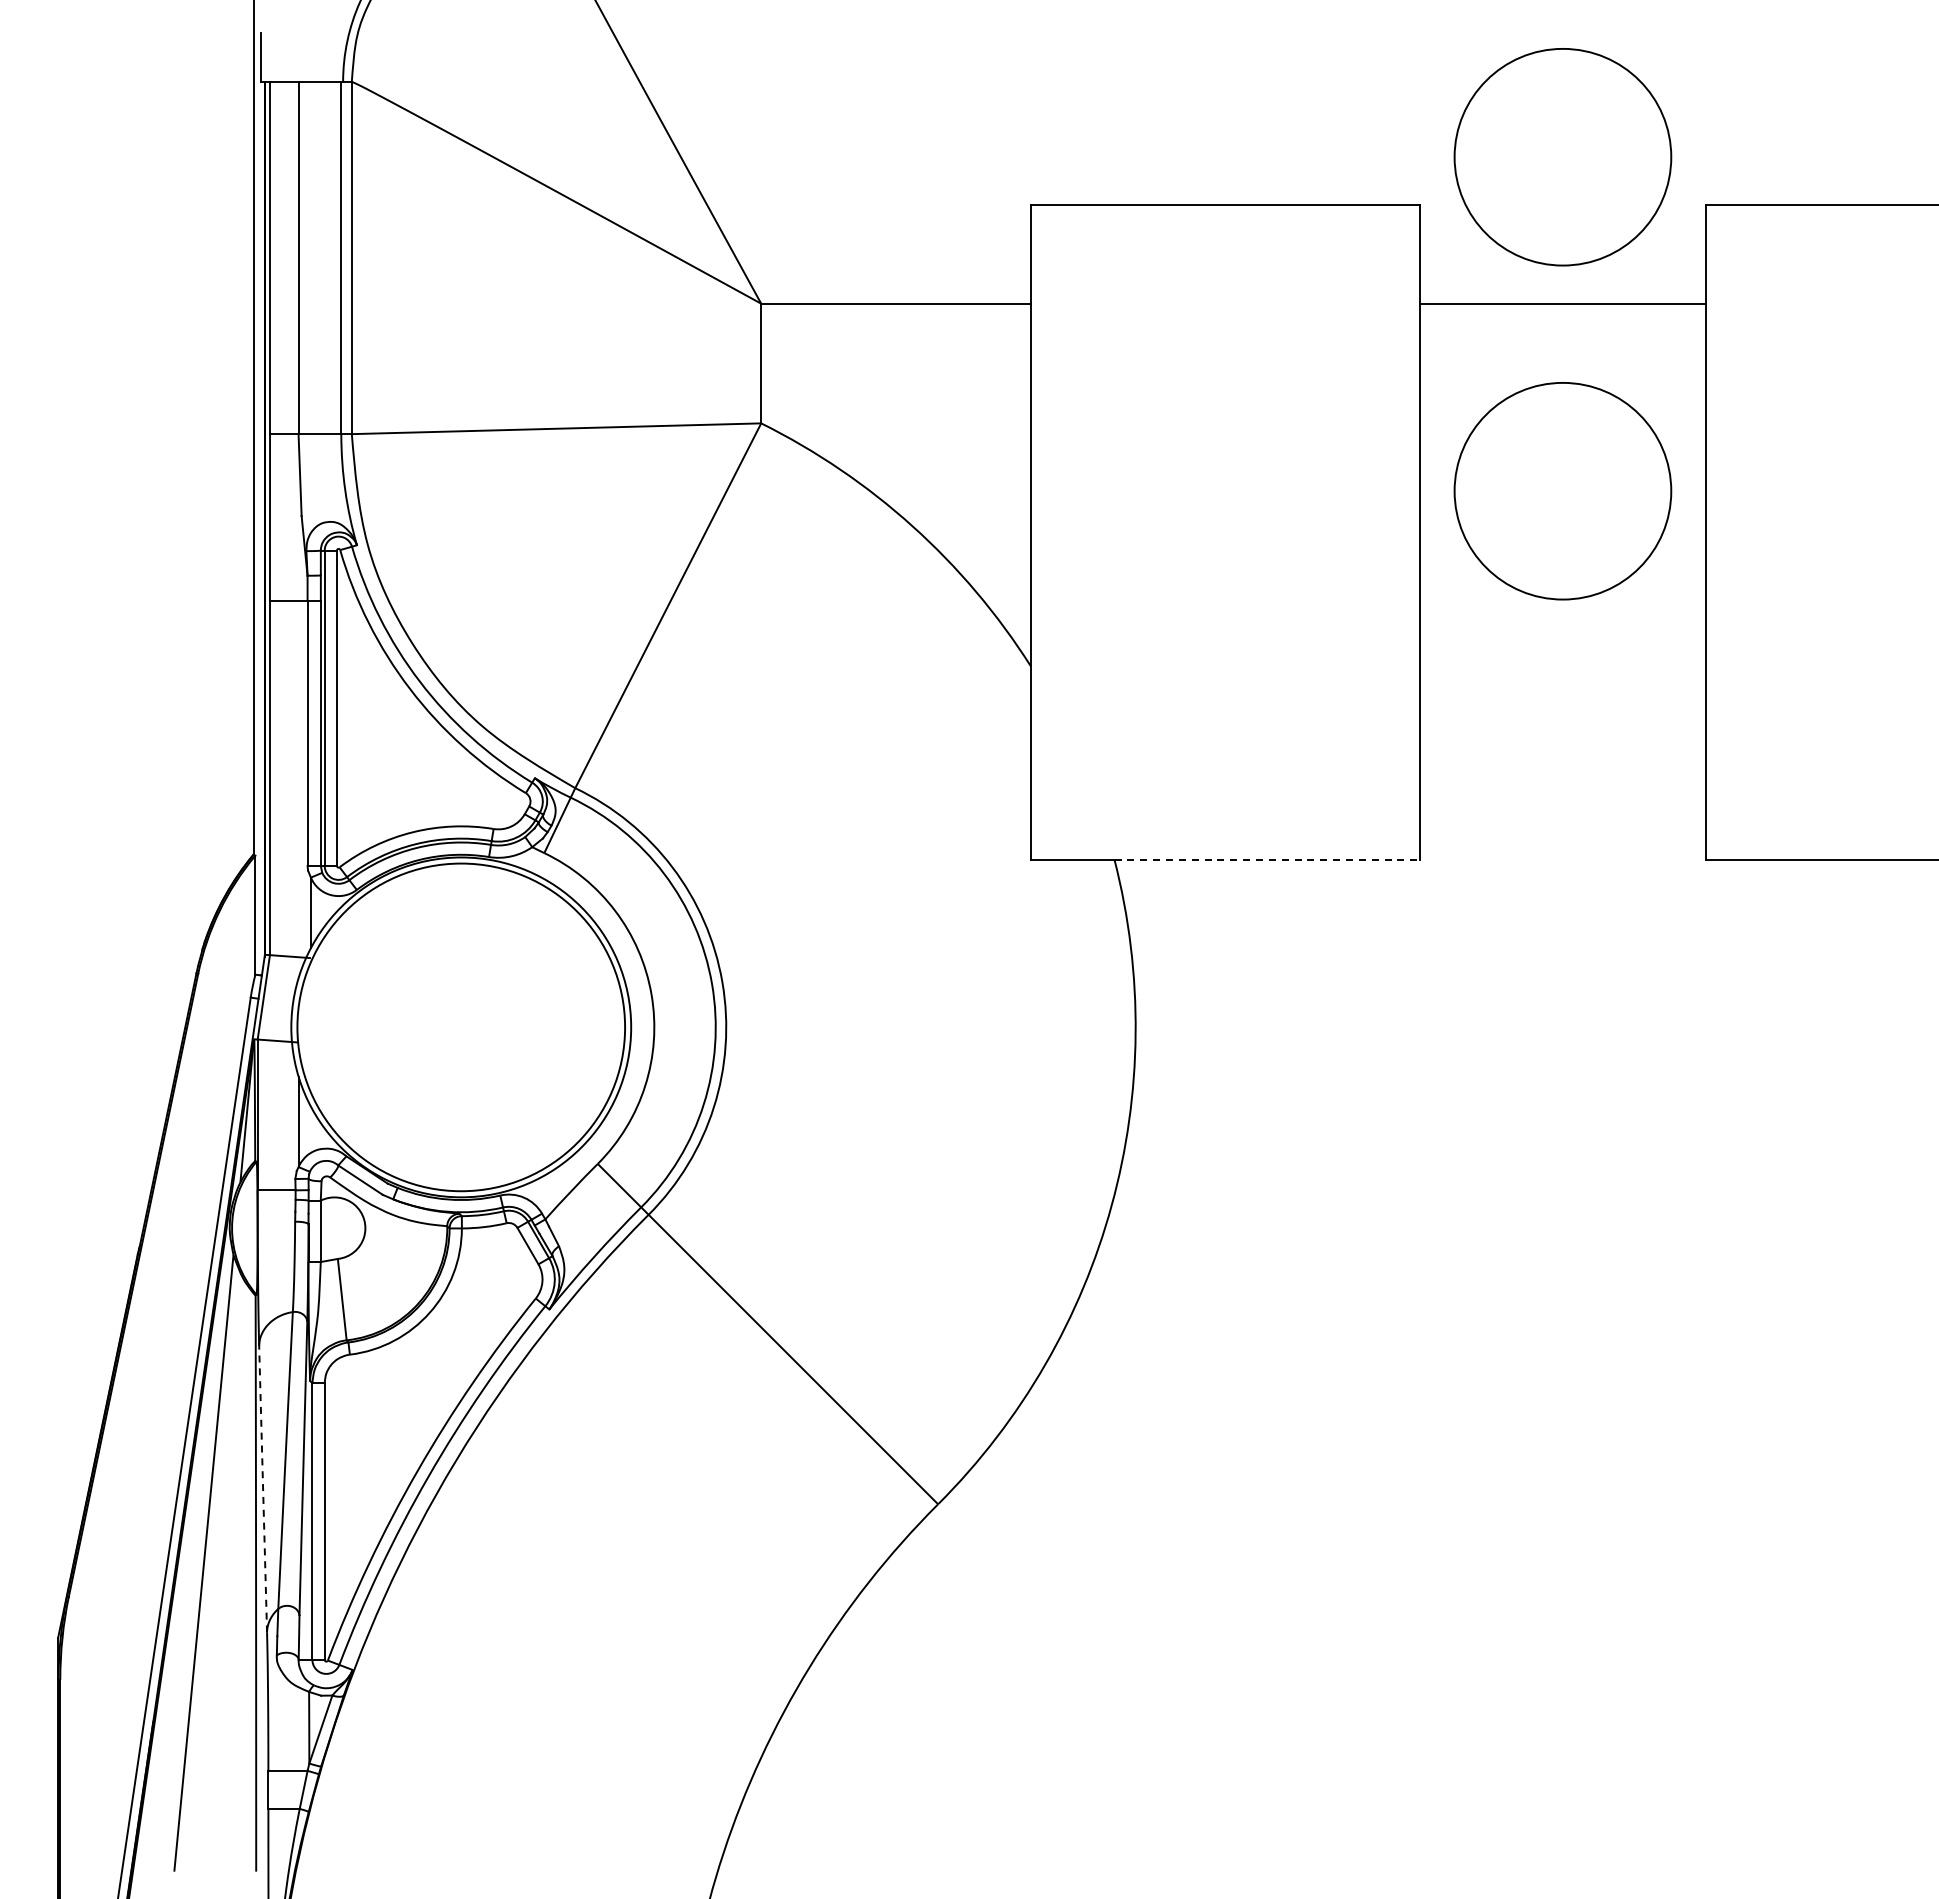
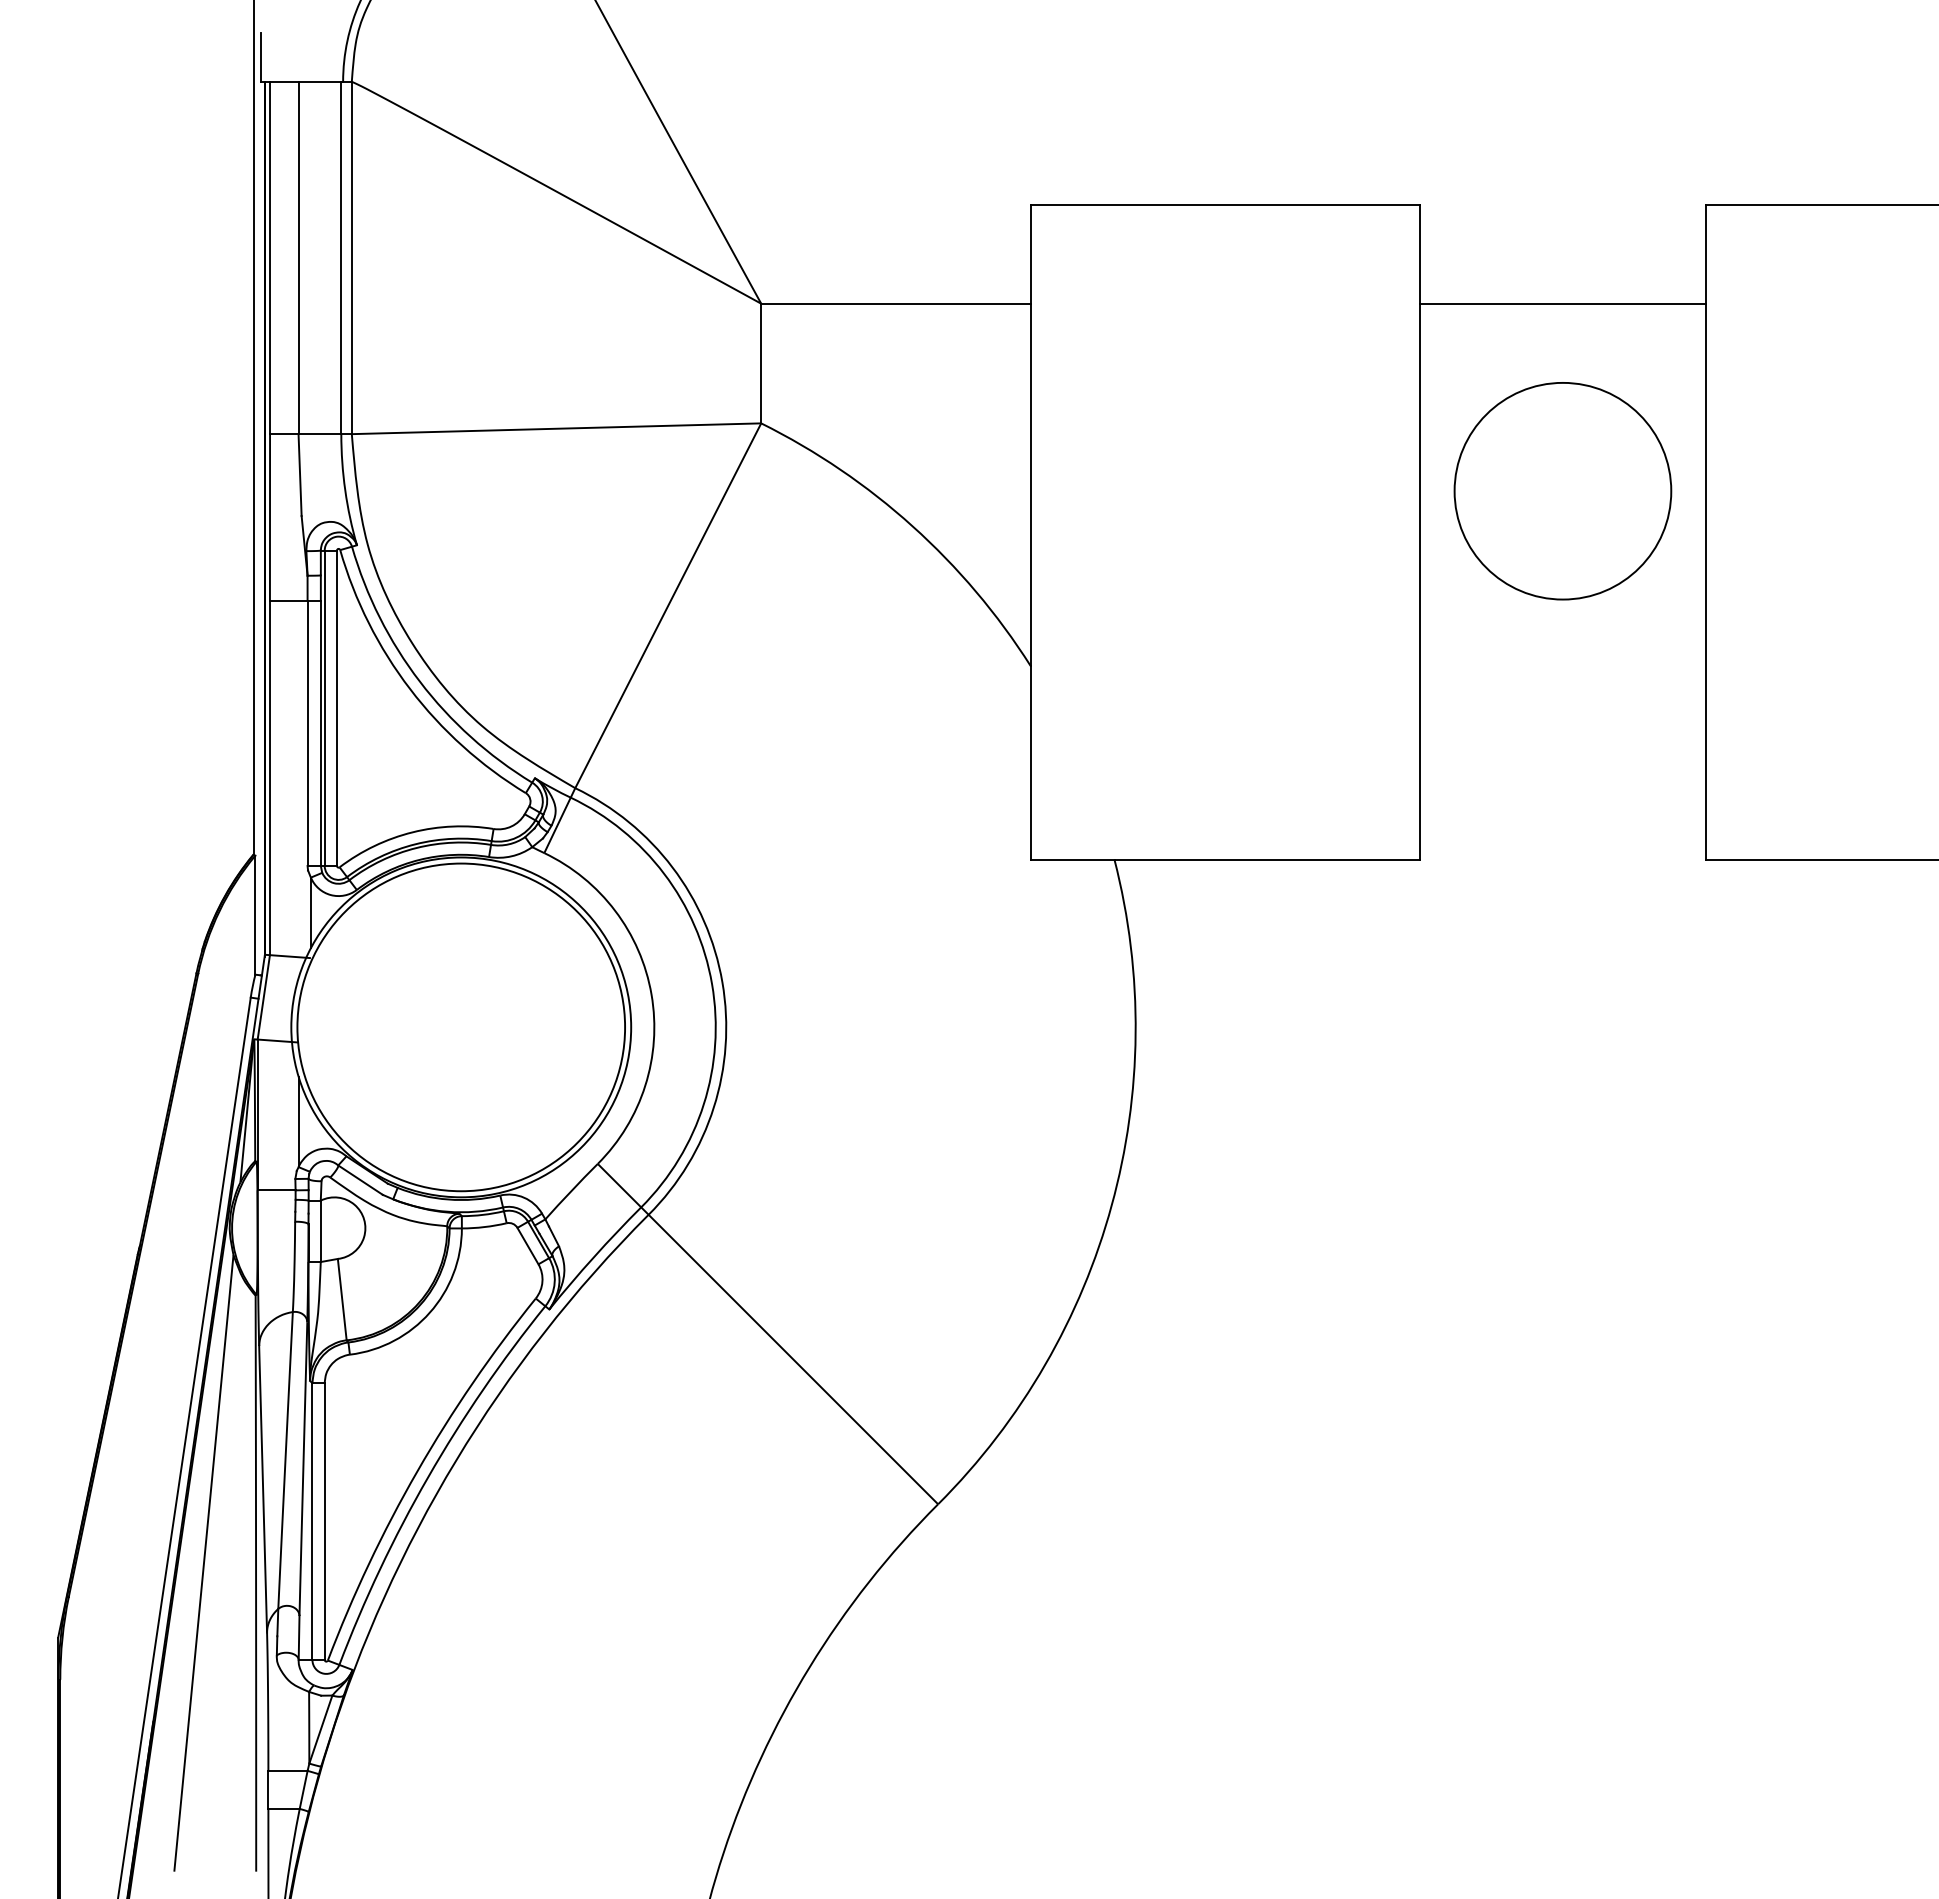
circle: present -> none (1562, 157)
line: dashed -> solid (1267, 859)
line: dashed -> solid (263, 1488)
